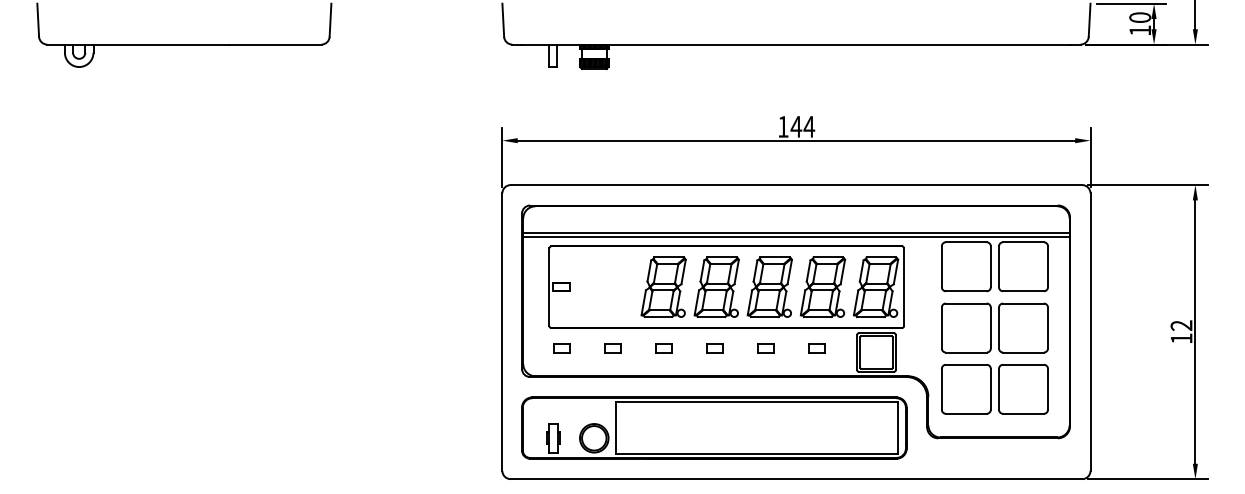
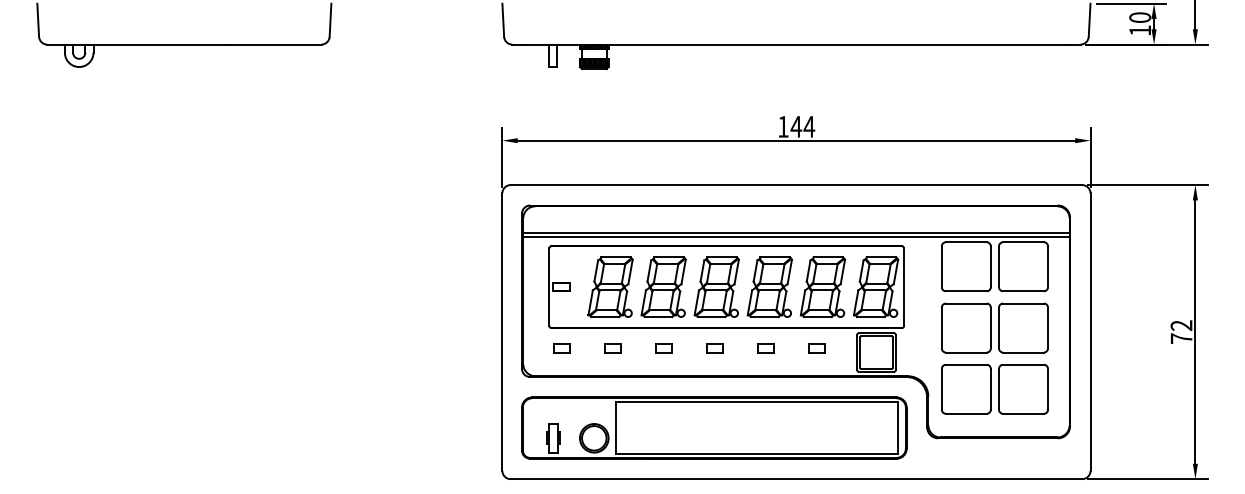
part: none -> present (610, 287)
text: 12 -> 72 (1181, 338)
